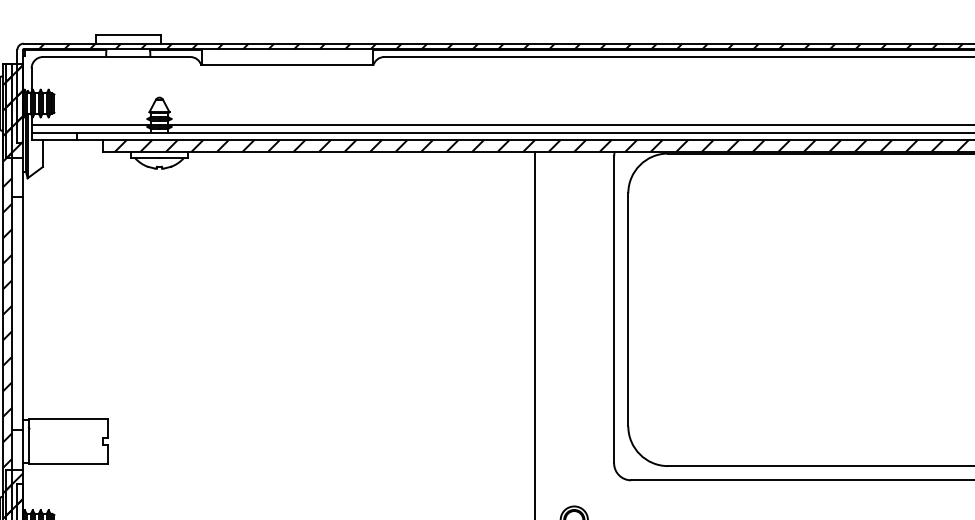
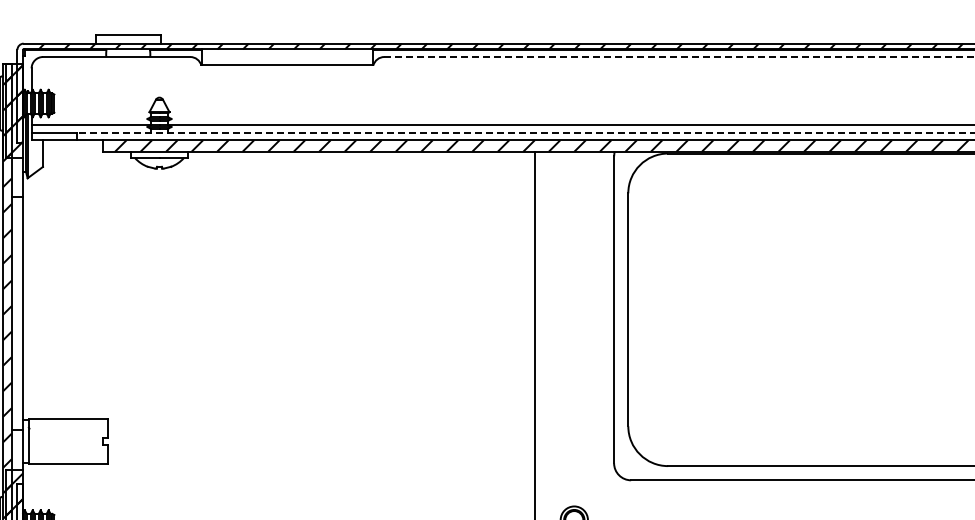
line: solid -> dashed (680, 57)
line: solid -> dashed (526, 132)
